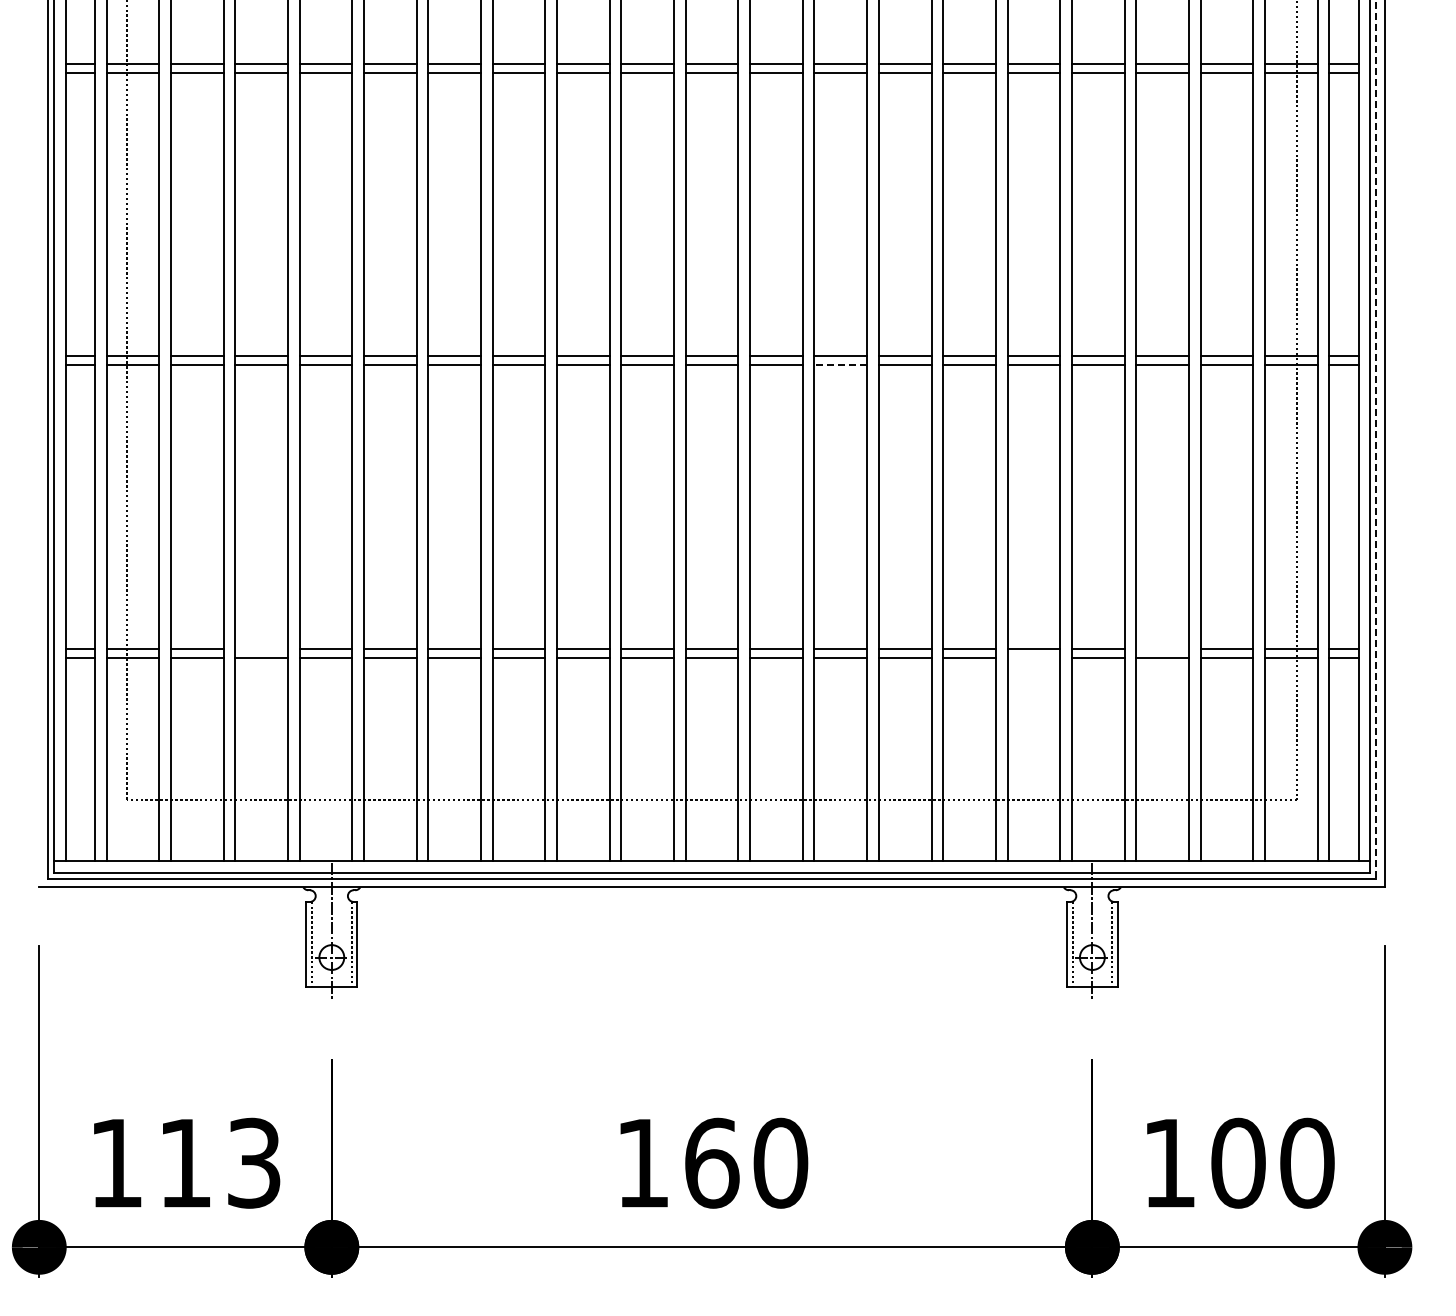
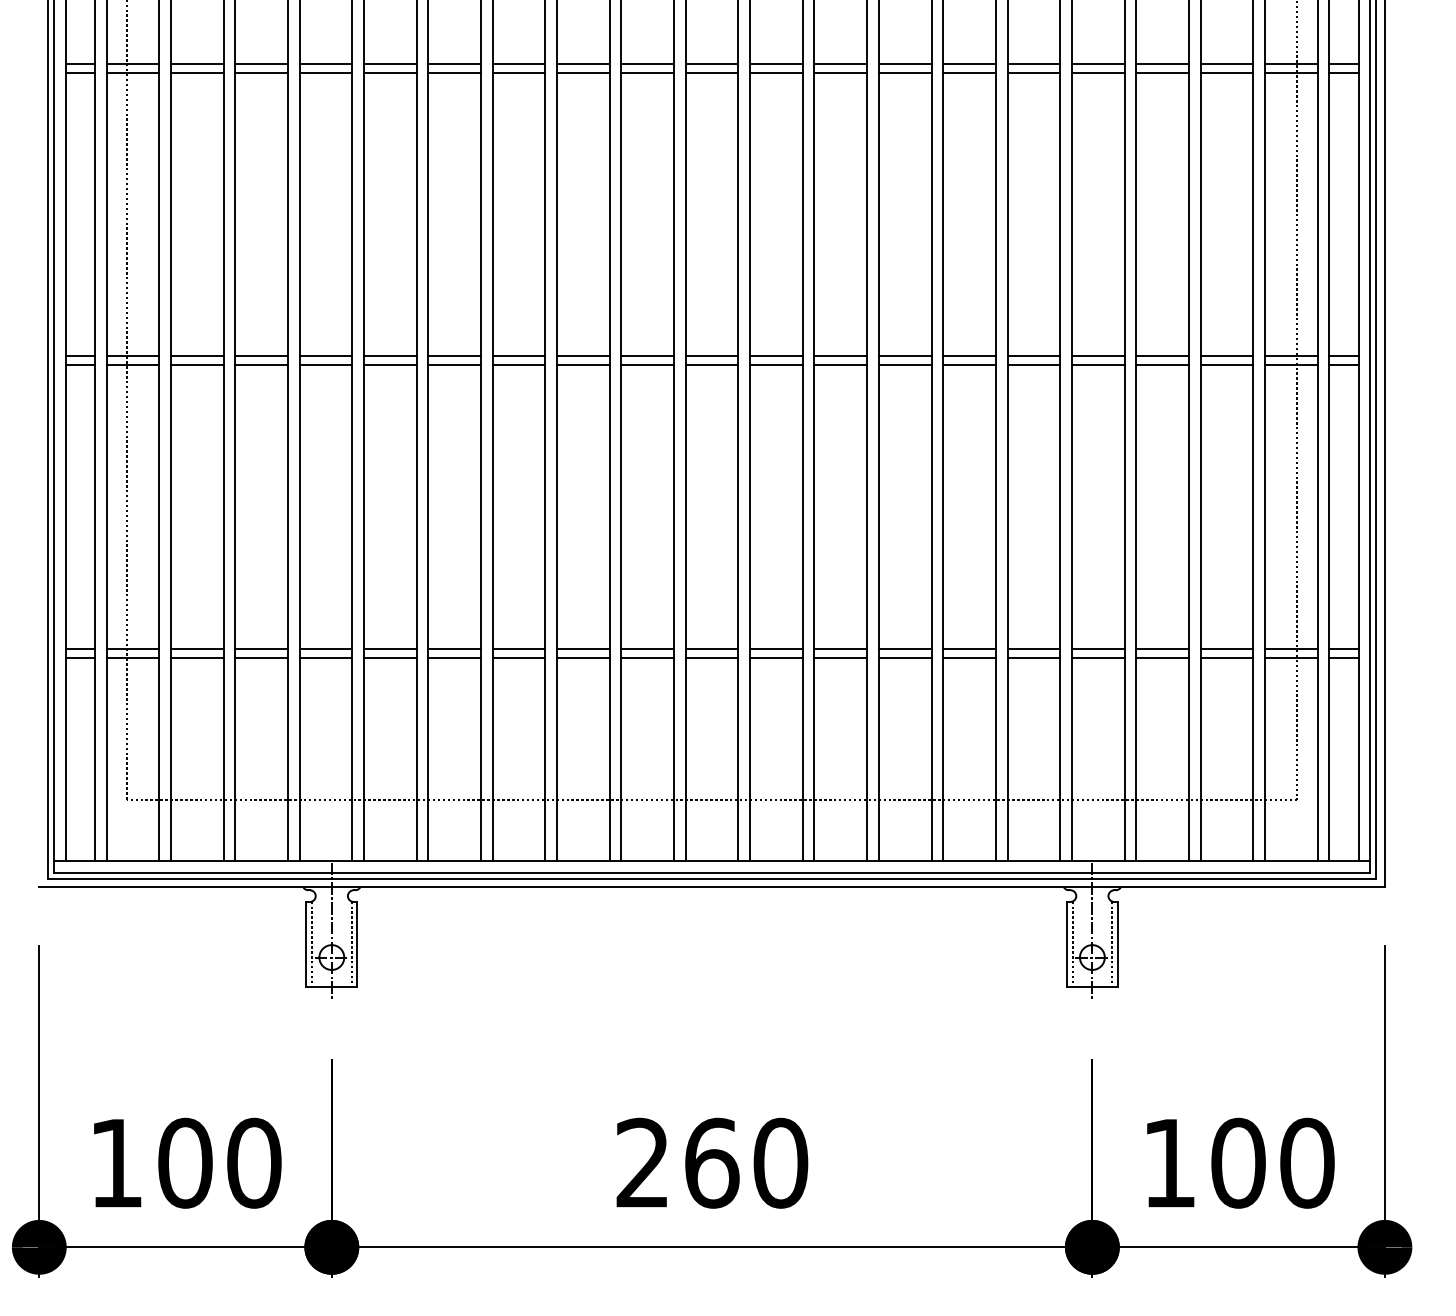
line: dashed -> solid (840, 365)
line: dashed -> solid (1376, 439)
line: none -> present (261, 648)
line: none -> present (1162, 648)
line: none -> present (1033, 657)
text: 113 -> 100 (219, 1162)
text: 160 -> 260 (641, 1162)
